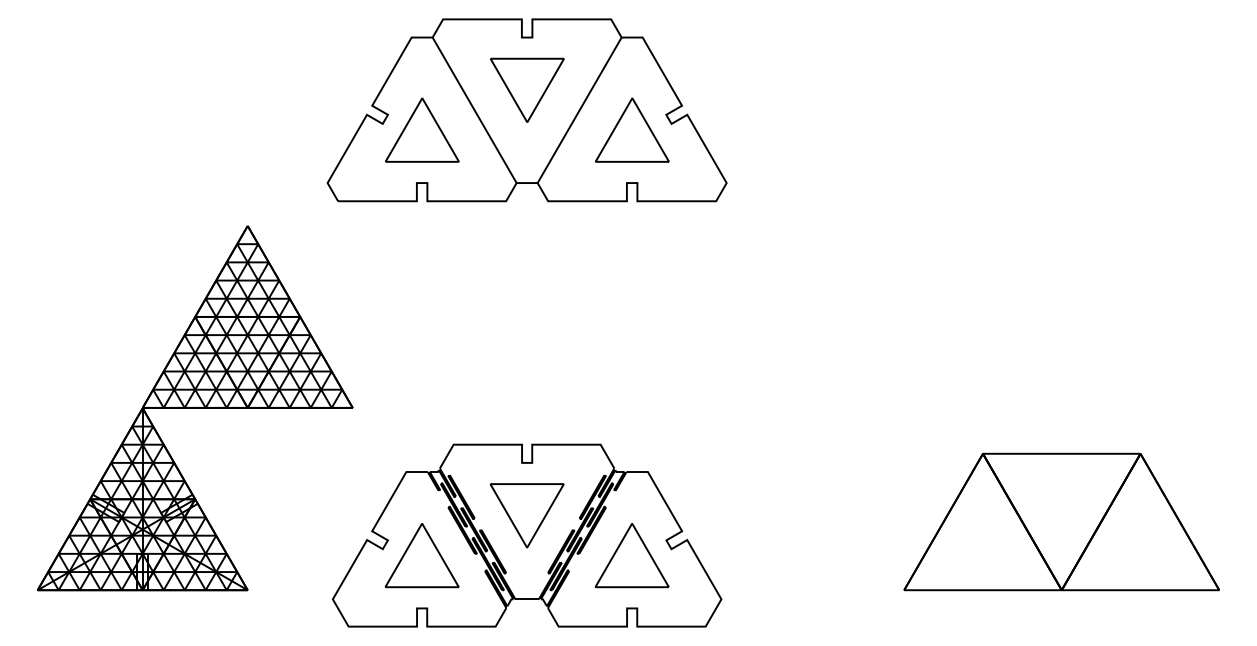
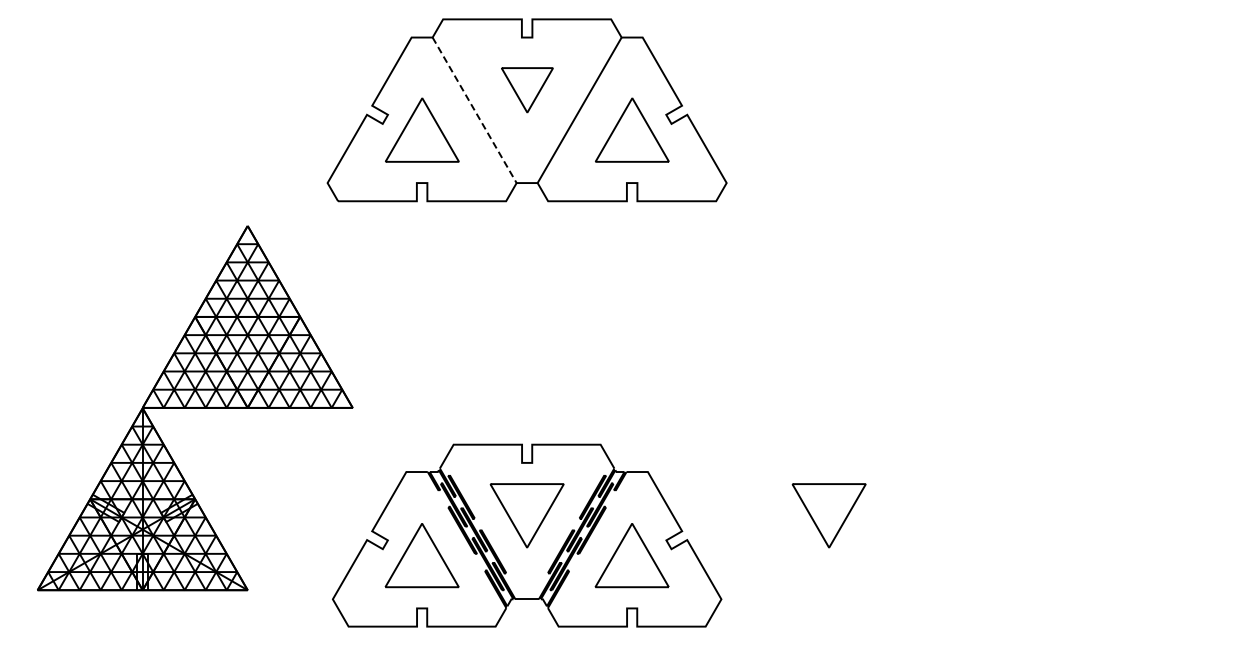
part size: 75x66 px -> 53x47 px (527, 90)
line: solid -> dashed (474, 110)
part: none -> present (828, 515)
part: present -> none (1061, 521)
